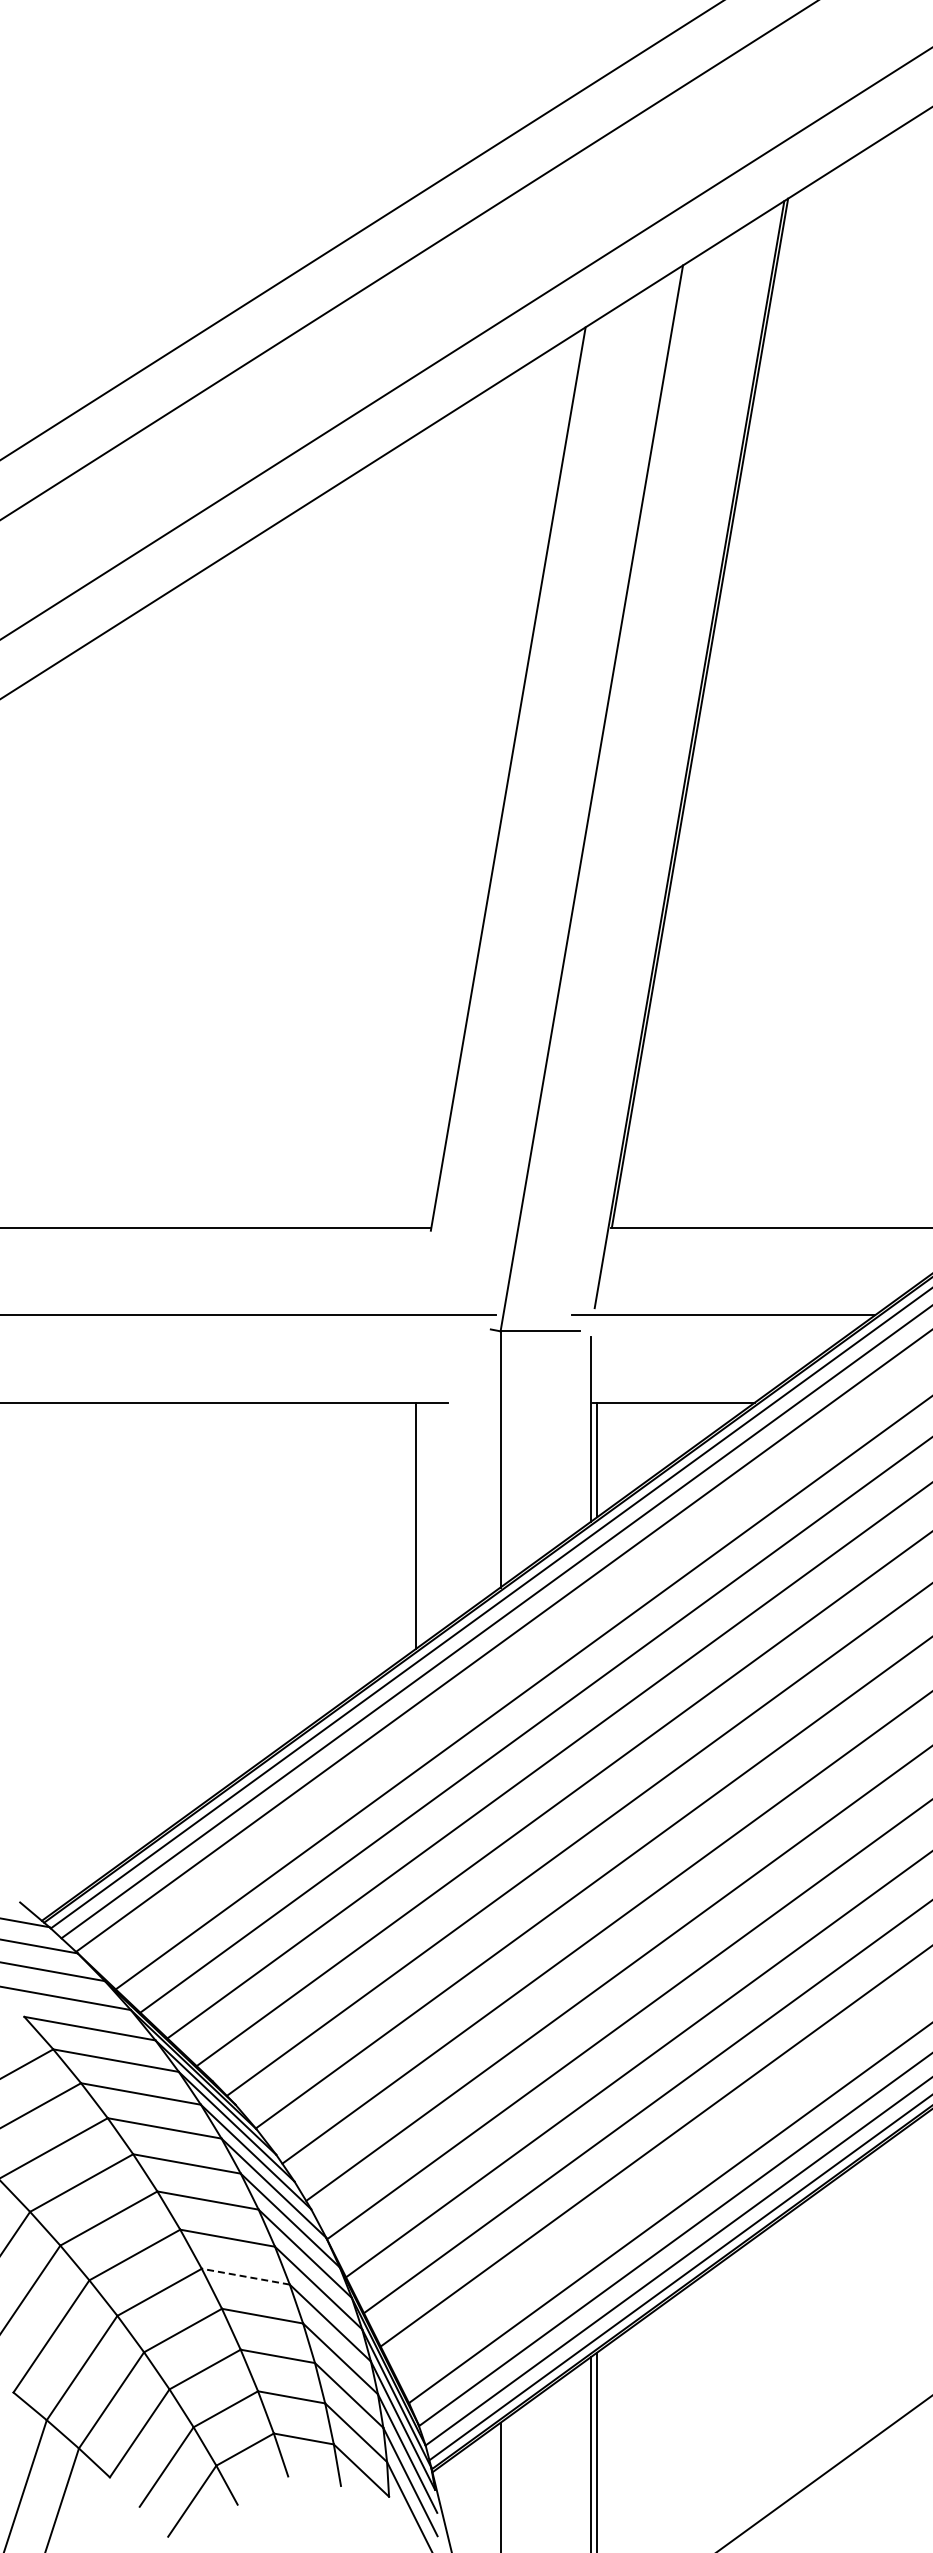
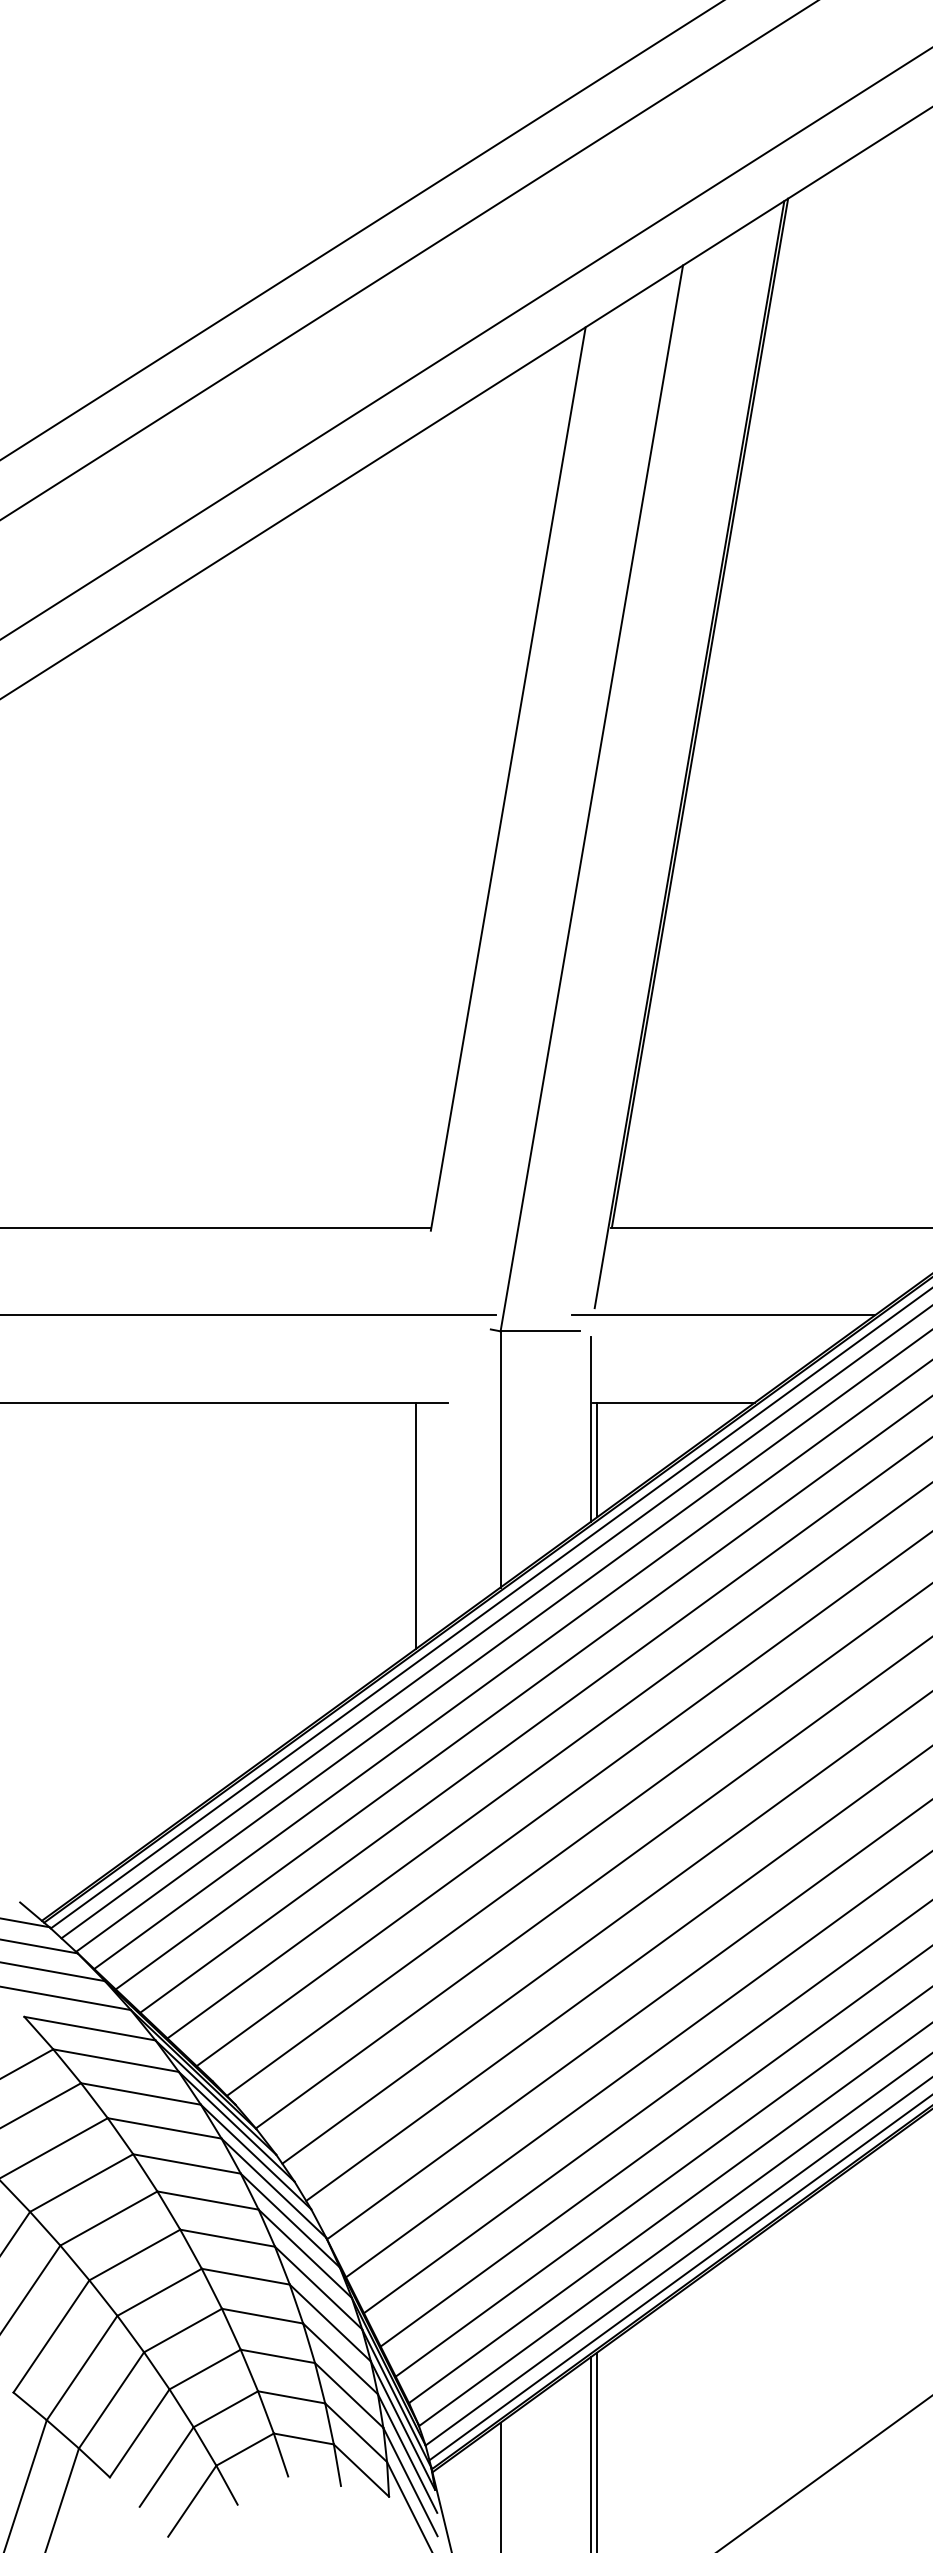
line: none -> present (511, 1665)
line: none -> present (662, 2182)
line: dashed -> solid (245, 2276)
